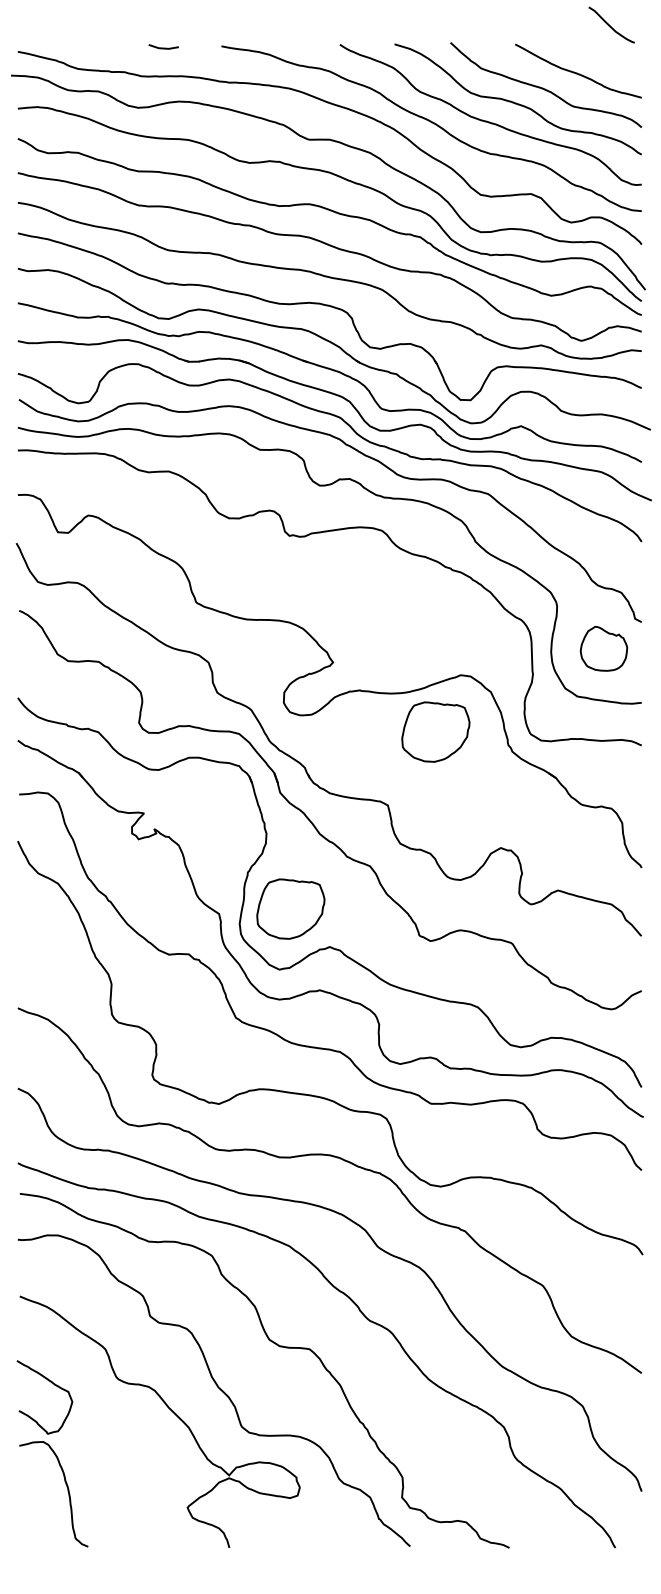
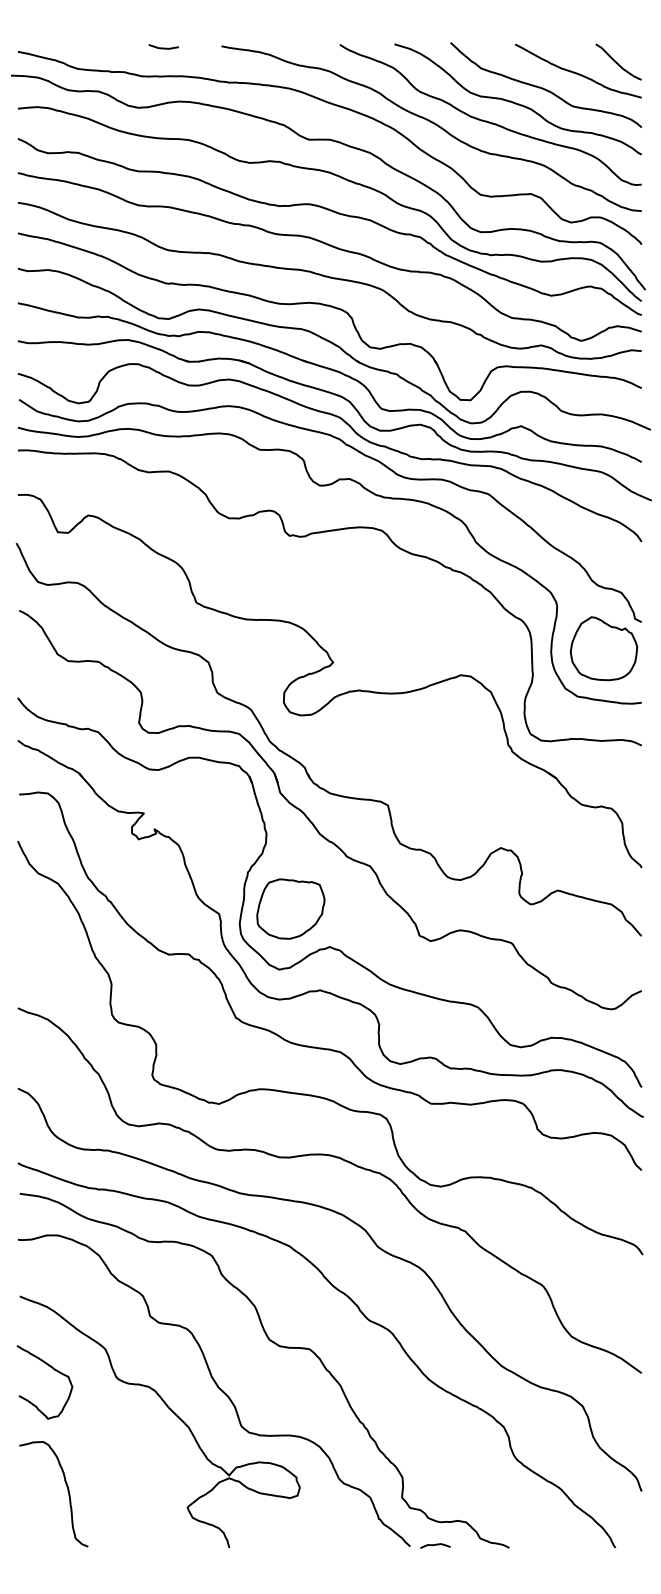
curve position: (610, 25) -> (617, 62) (617, 62)
part size: 50x47 px -> 70x66 px (603, 648)
part: present -> none (435, 731)
curve position: (54, 1385) -> (54, 1370) (54, 1370)
curve: none -> present (435, 1545)
